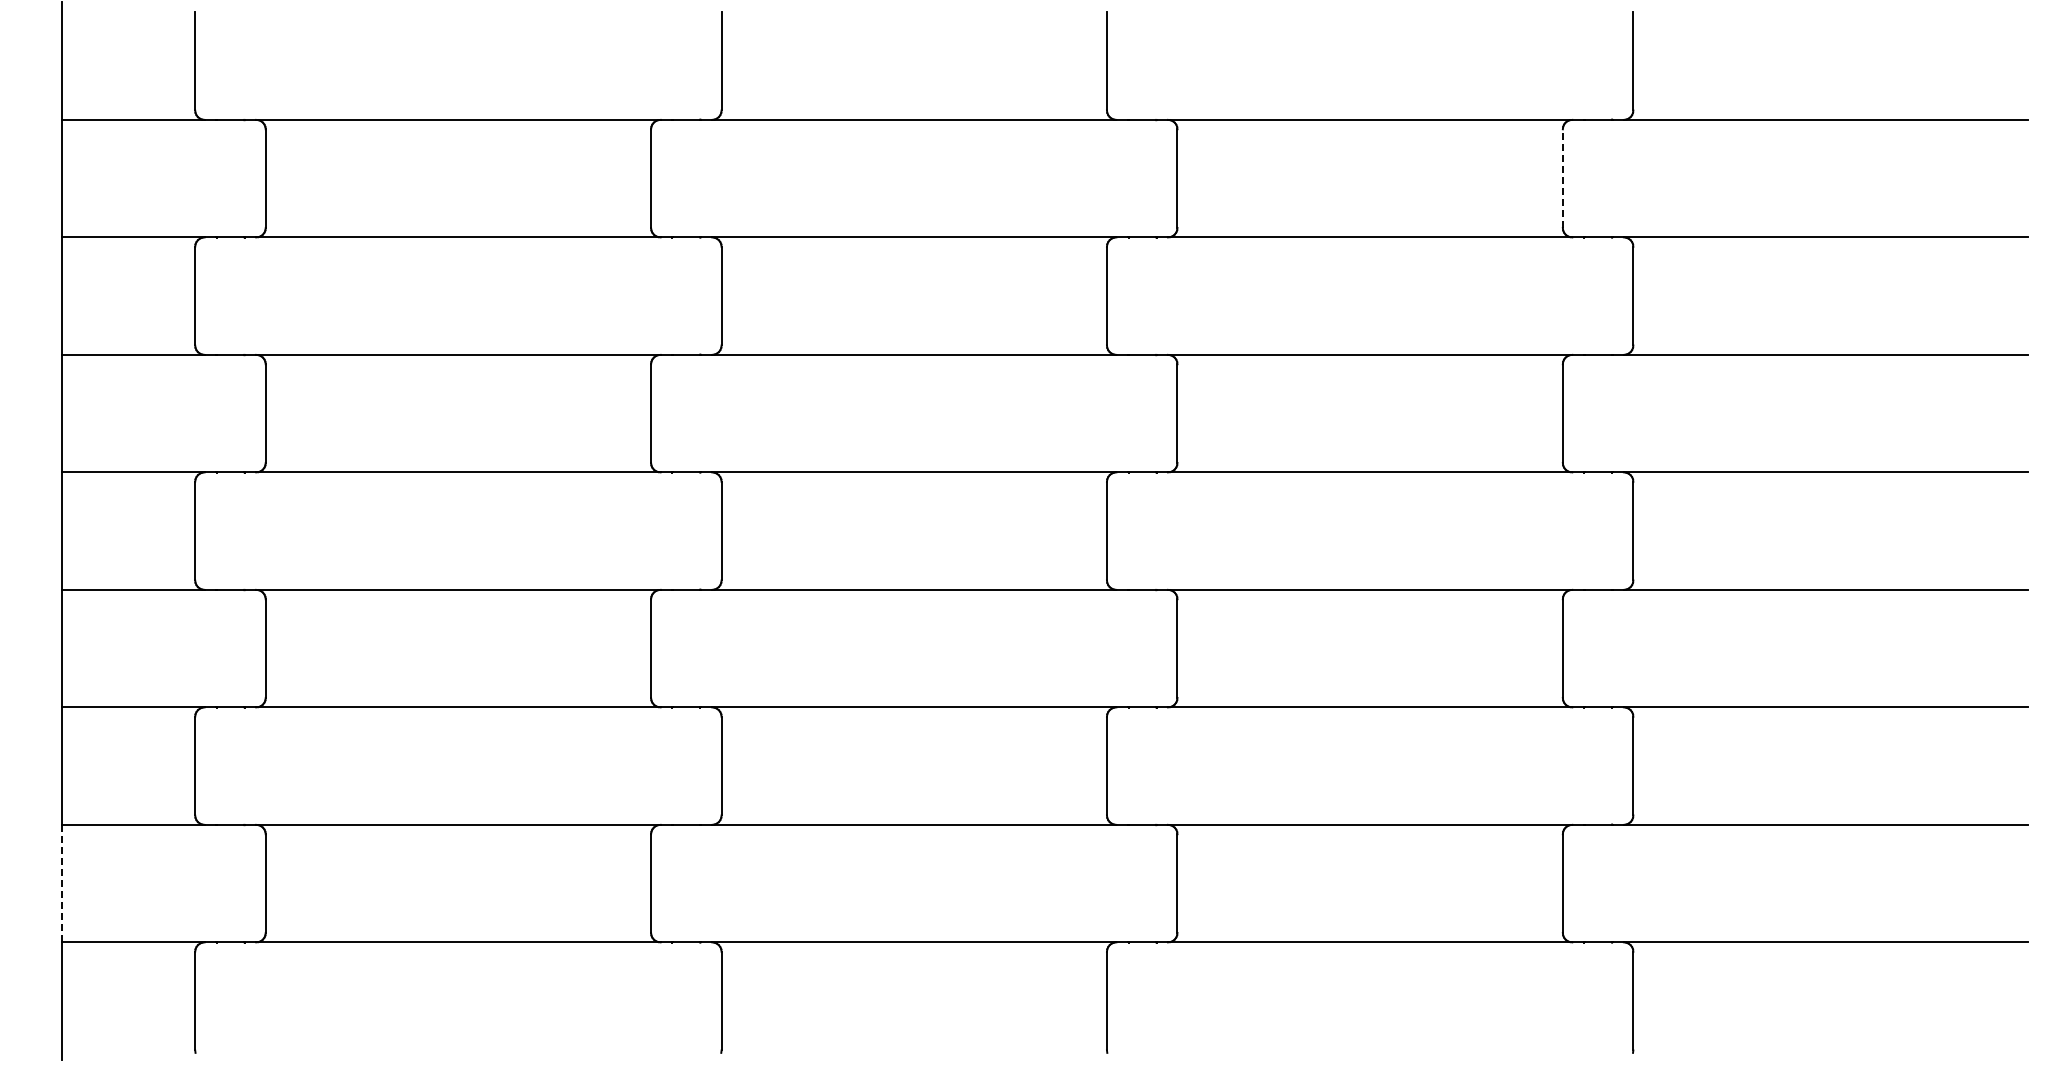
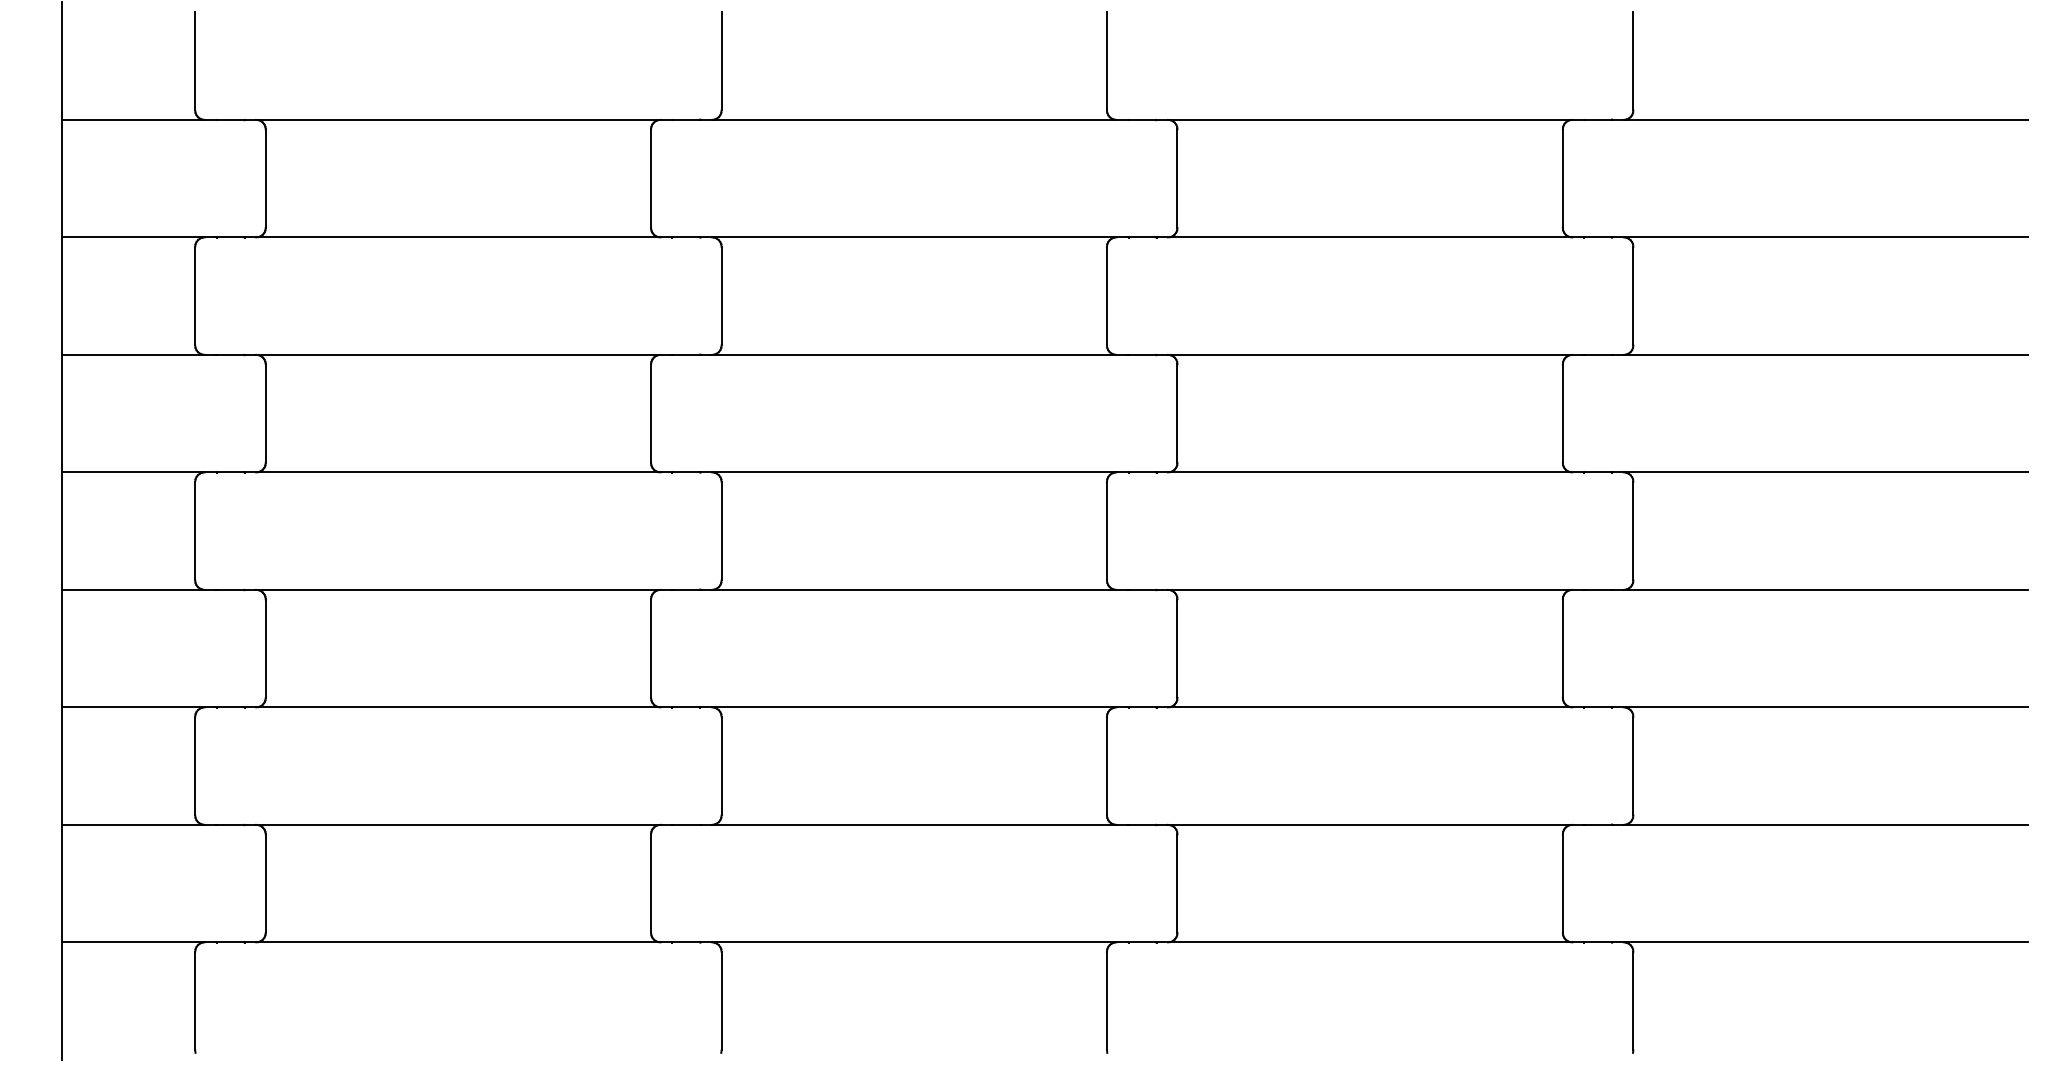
line: dashed -> solid (1562, 178)
line: dashed -> solid (61, 883)
